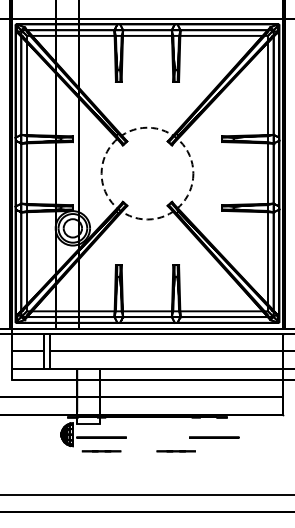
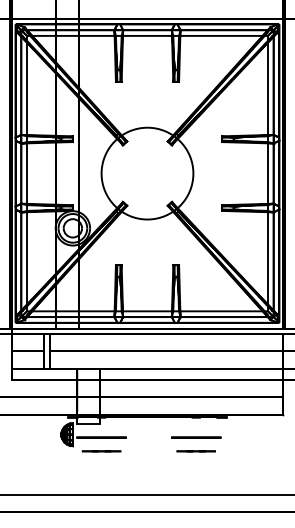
circle: dashed -> solid (147, 173)
circle position: (214, 437) -> (196, 437) (196, 437)
line position: (175, 451) -> (195, 451) (195, 451)
